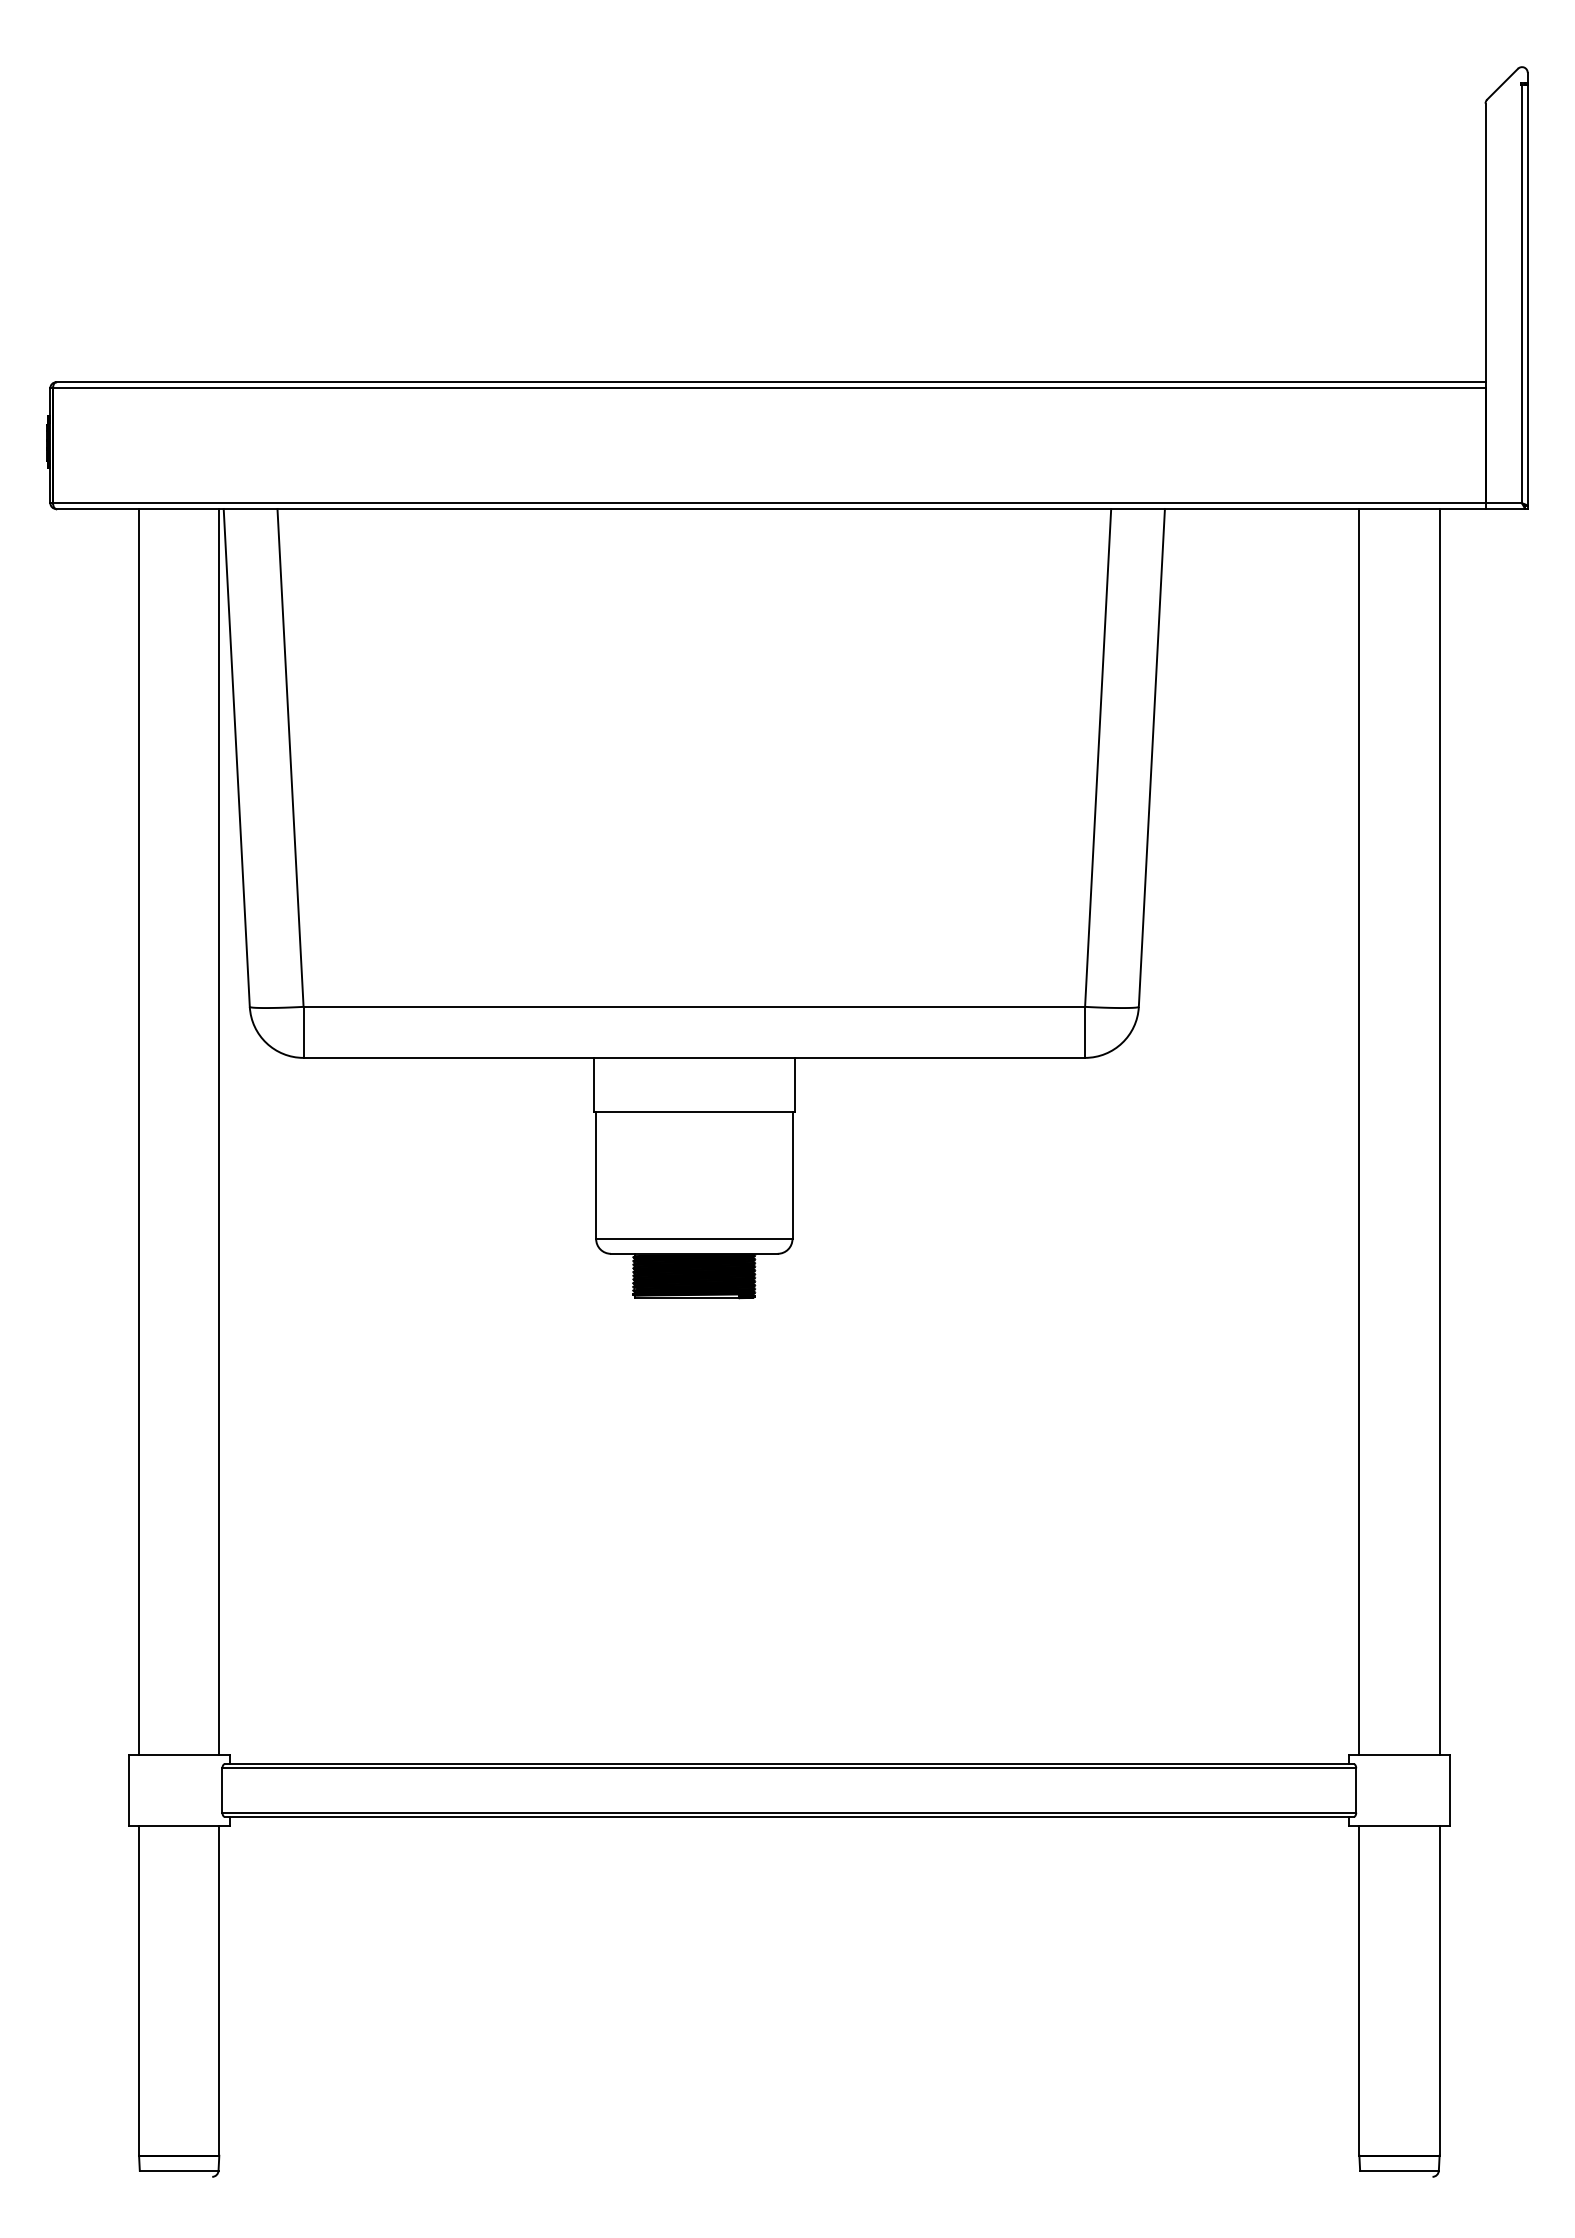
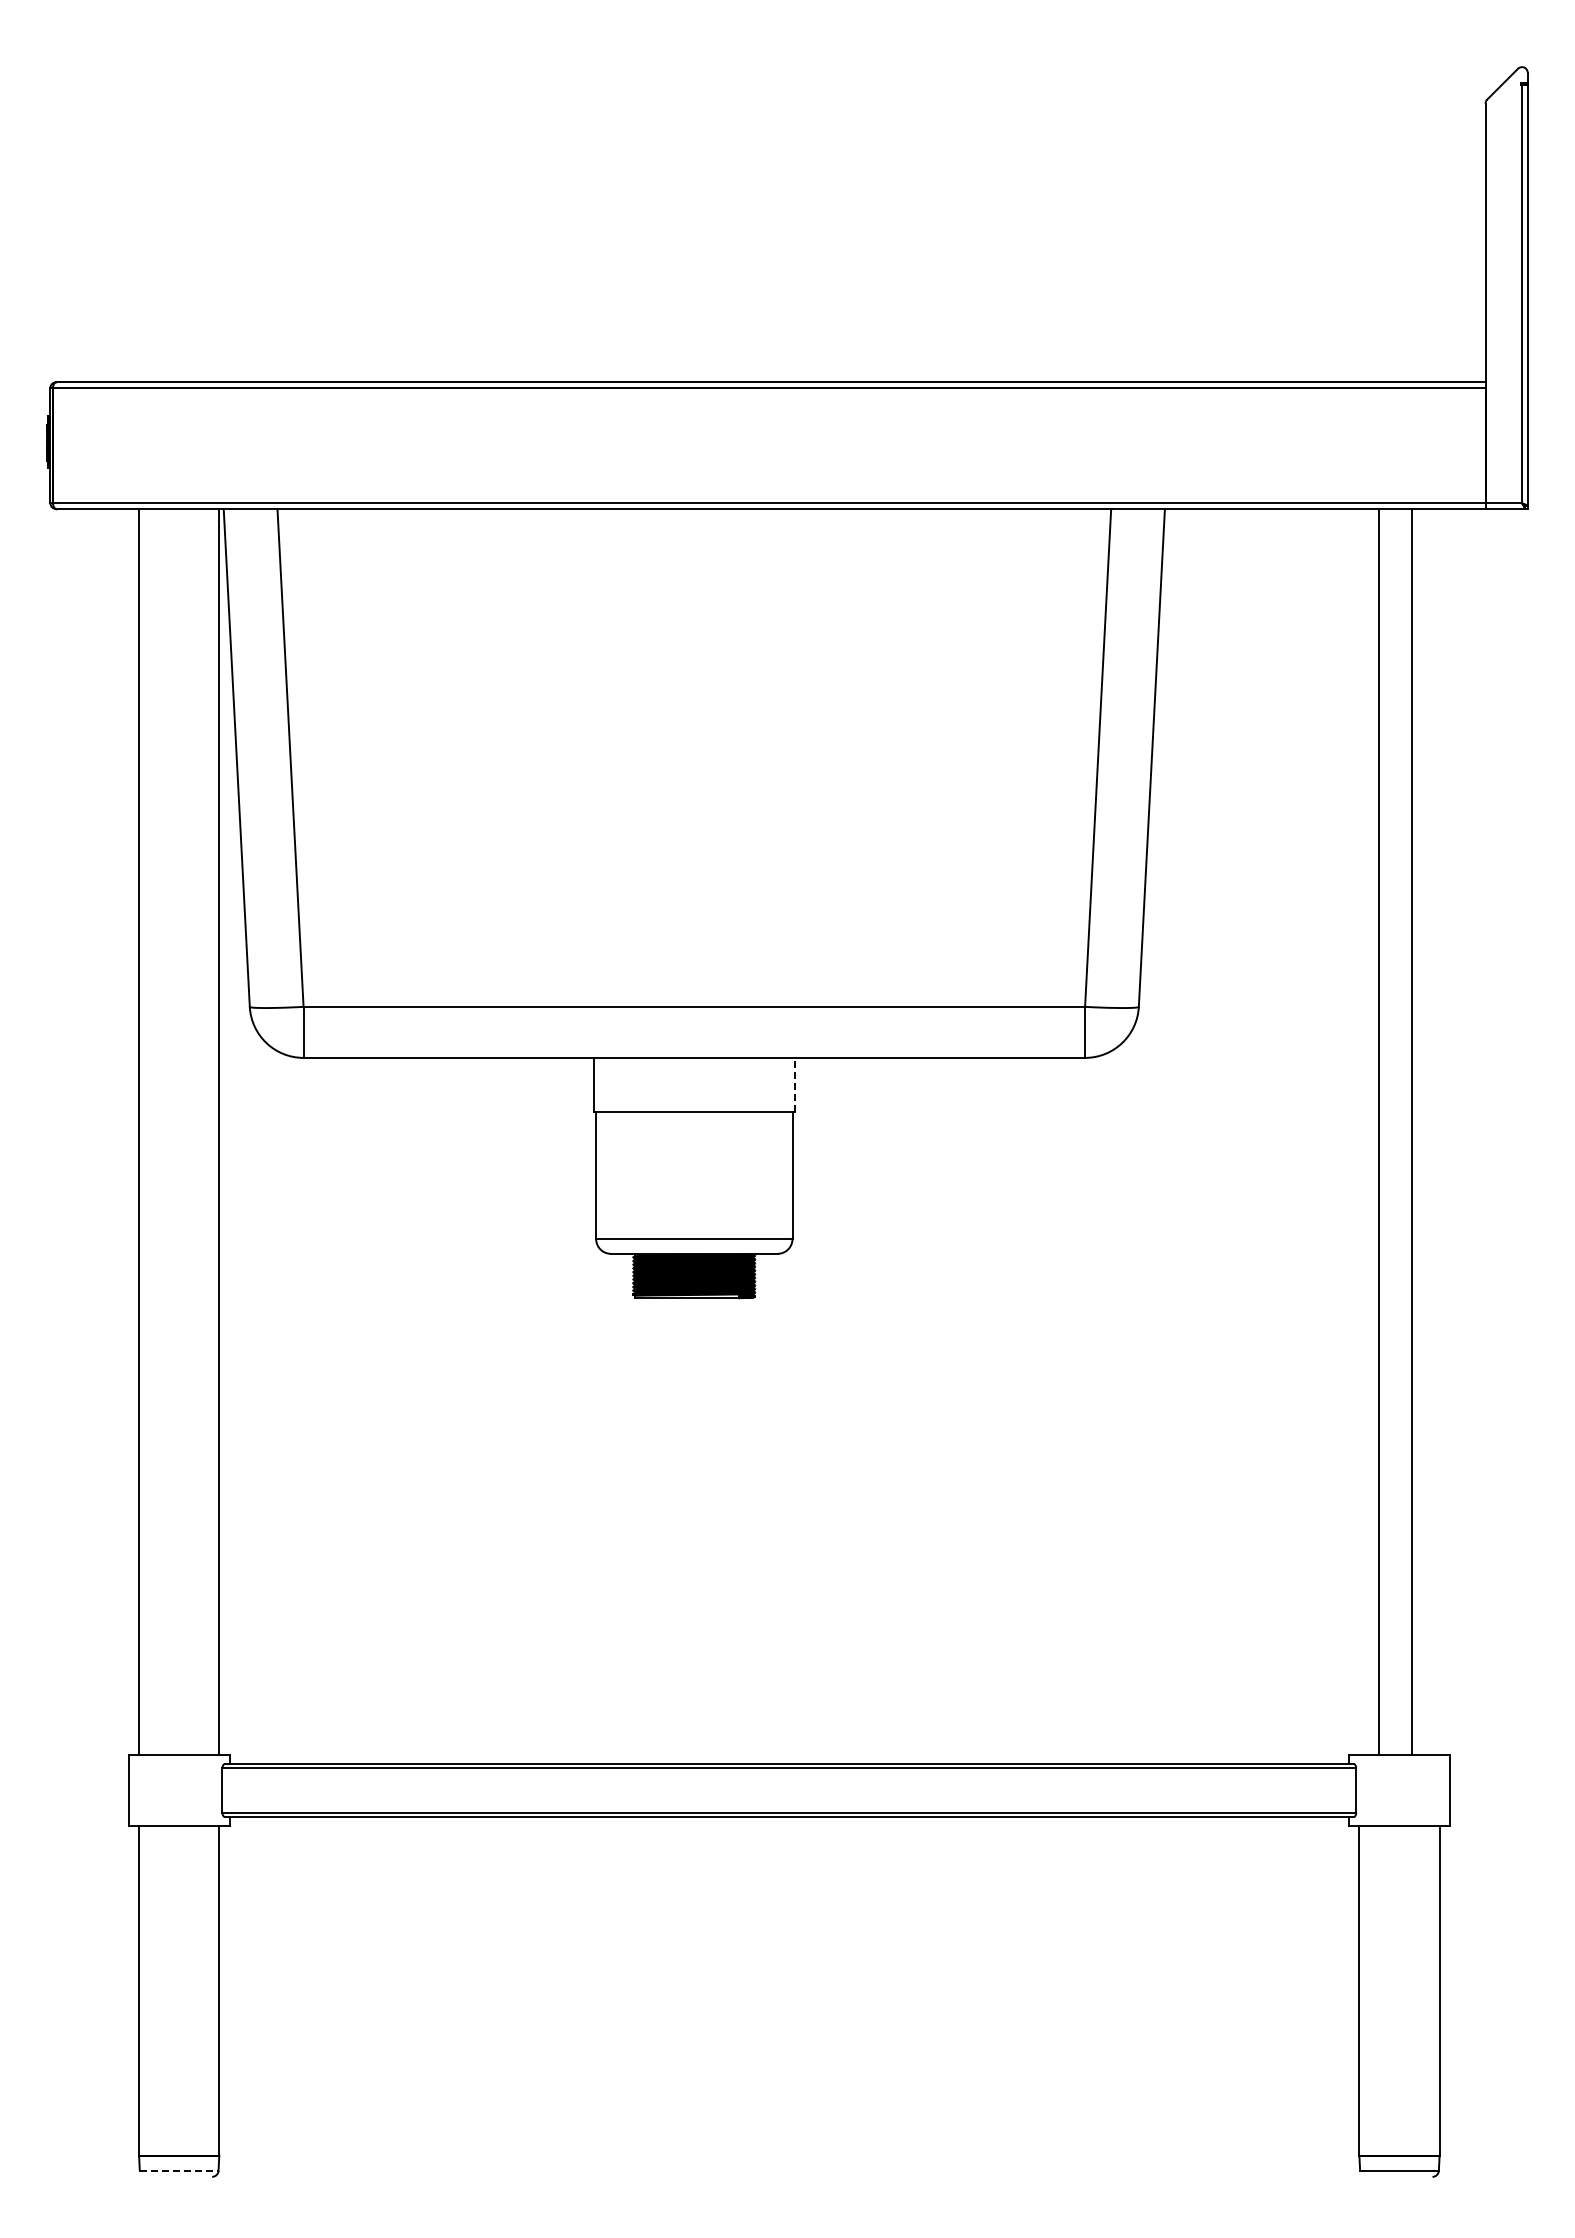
line: solid -> dashed (794, 1084)
line position: (1359, 1131) -> (1379, 1131) (1379, 1131)
line position: (1439, 1131) -> (1411, 1131) (1411, 1131)
line: solid -> dashed (179, 2170)
